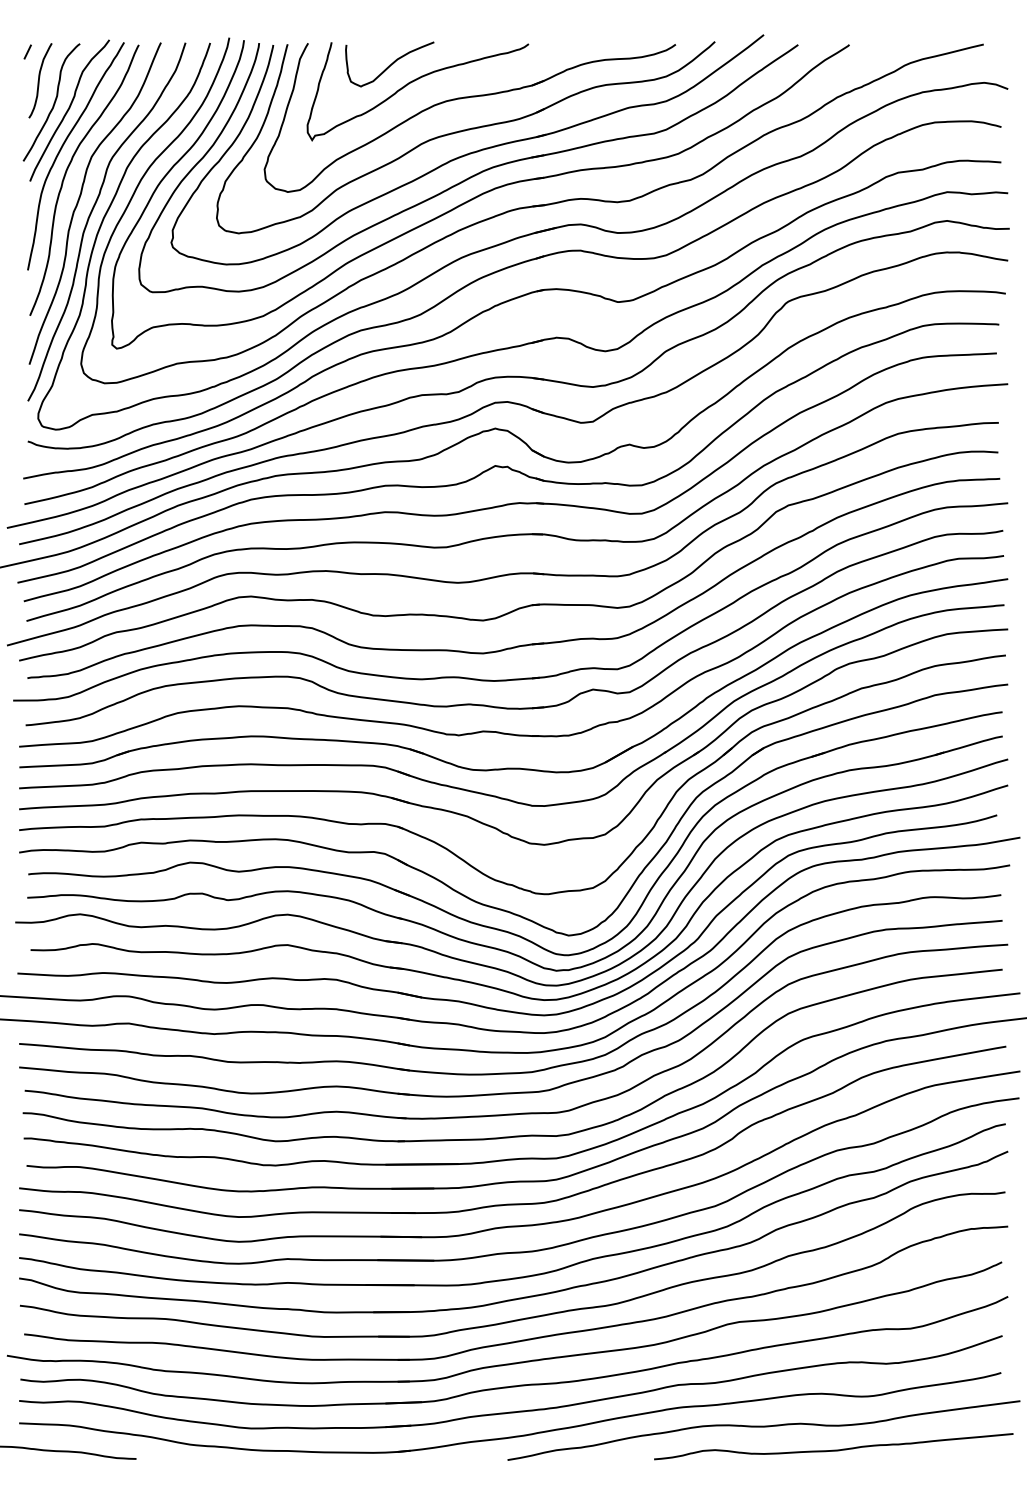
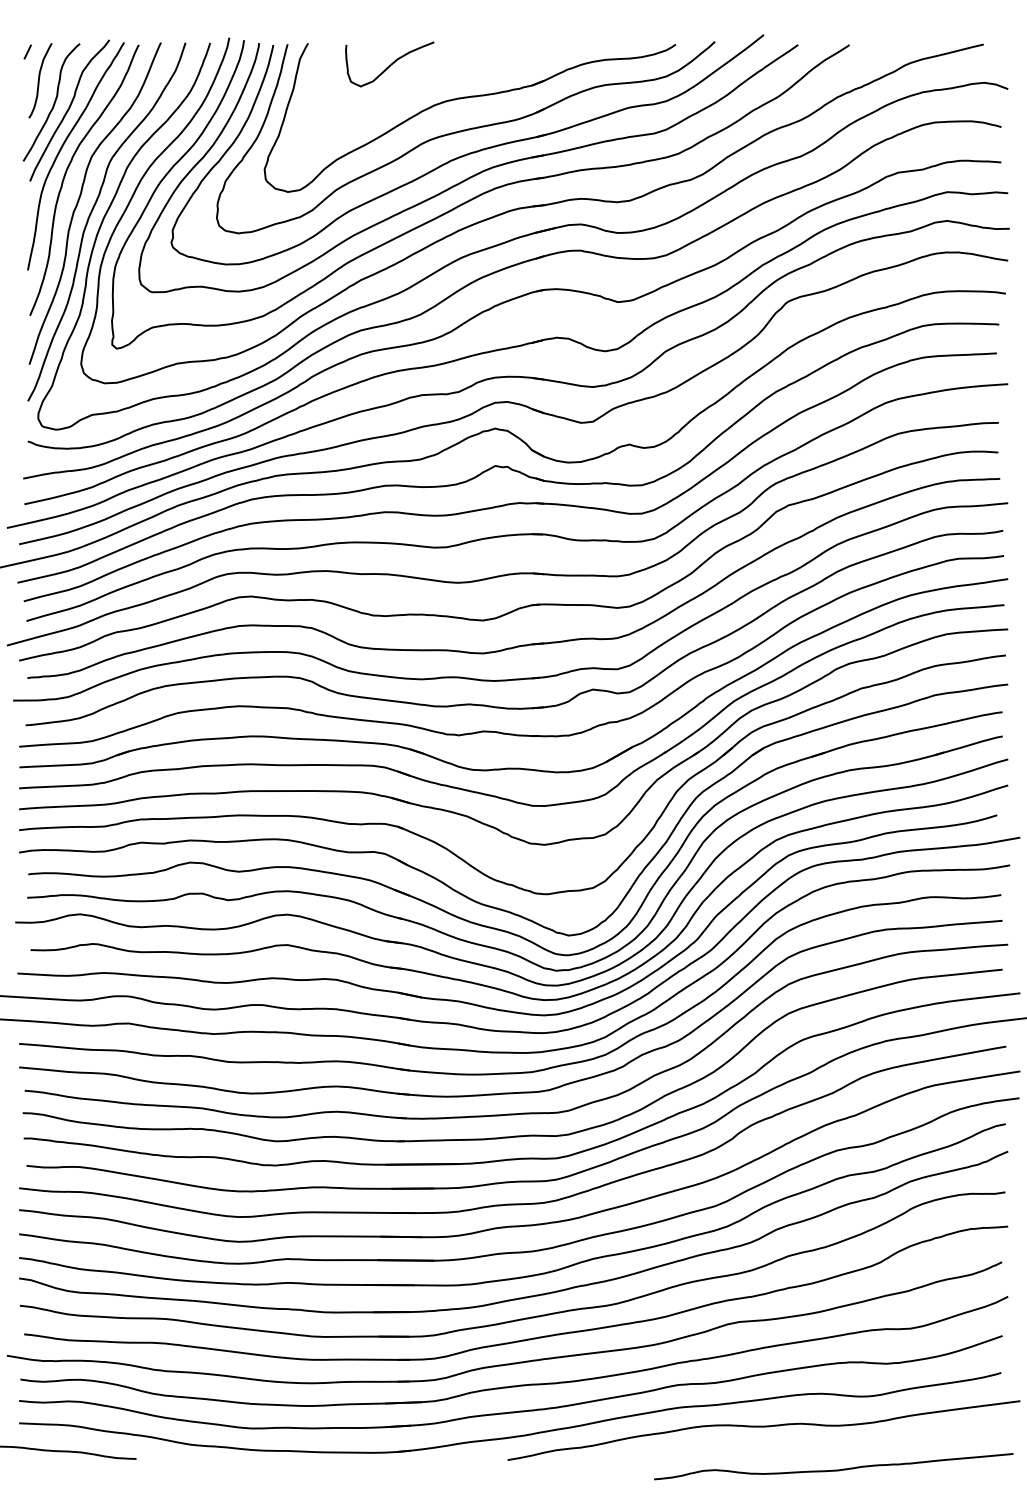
curve: present -> none (411, 83)
curve position: (833, 1449) -> (833, 1469) (833, 1469)
